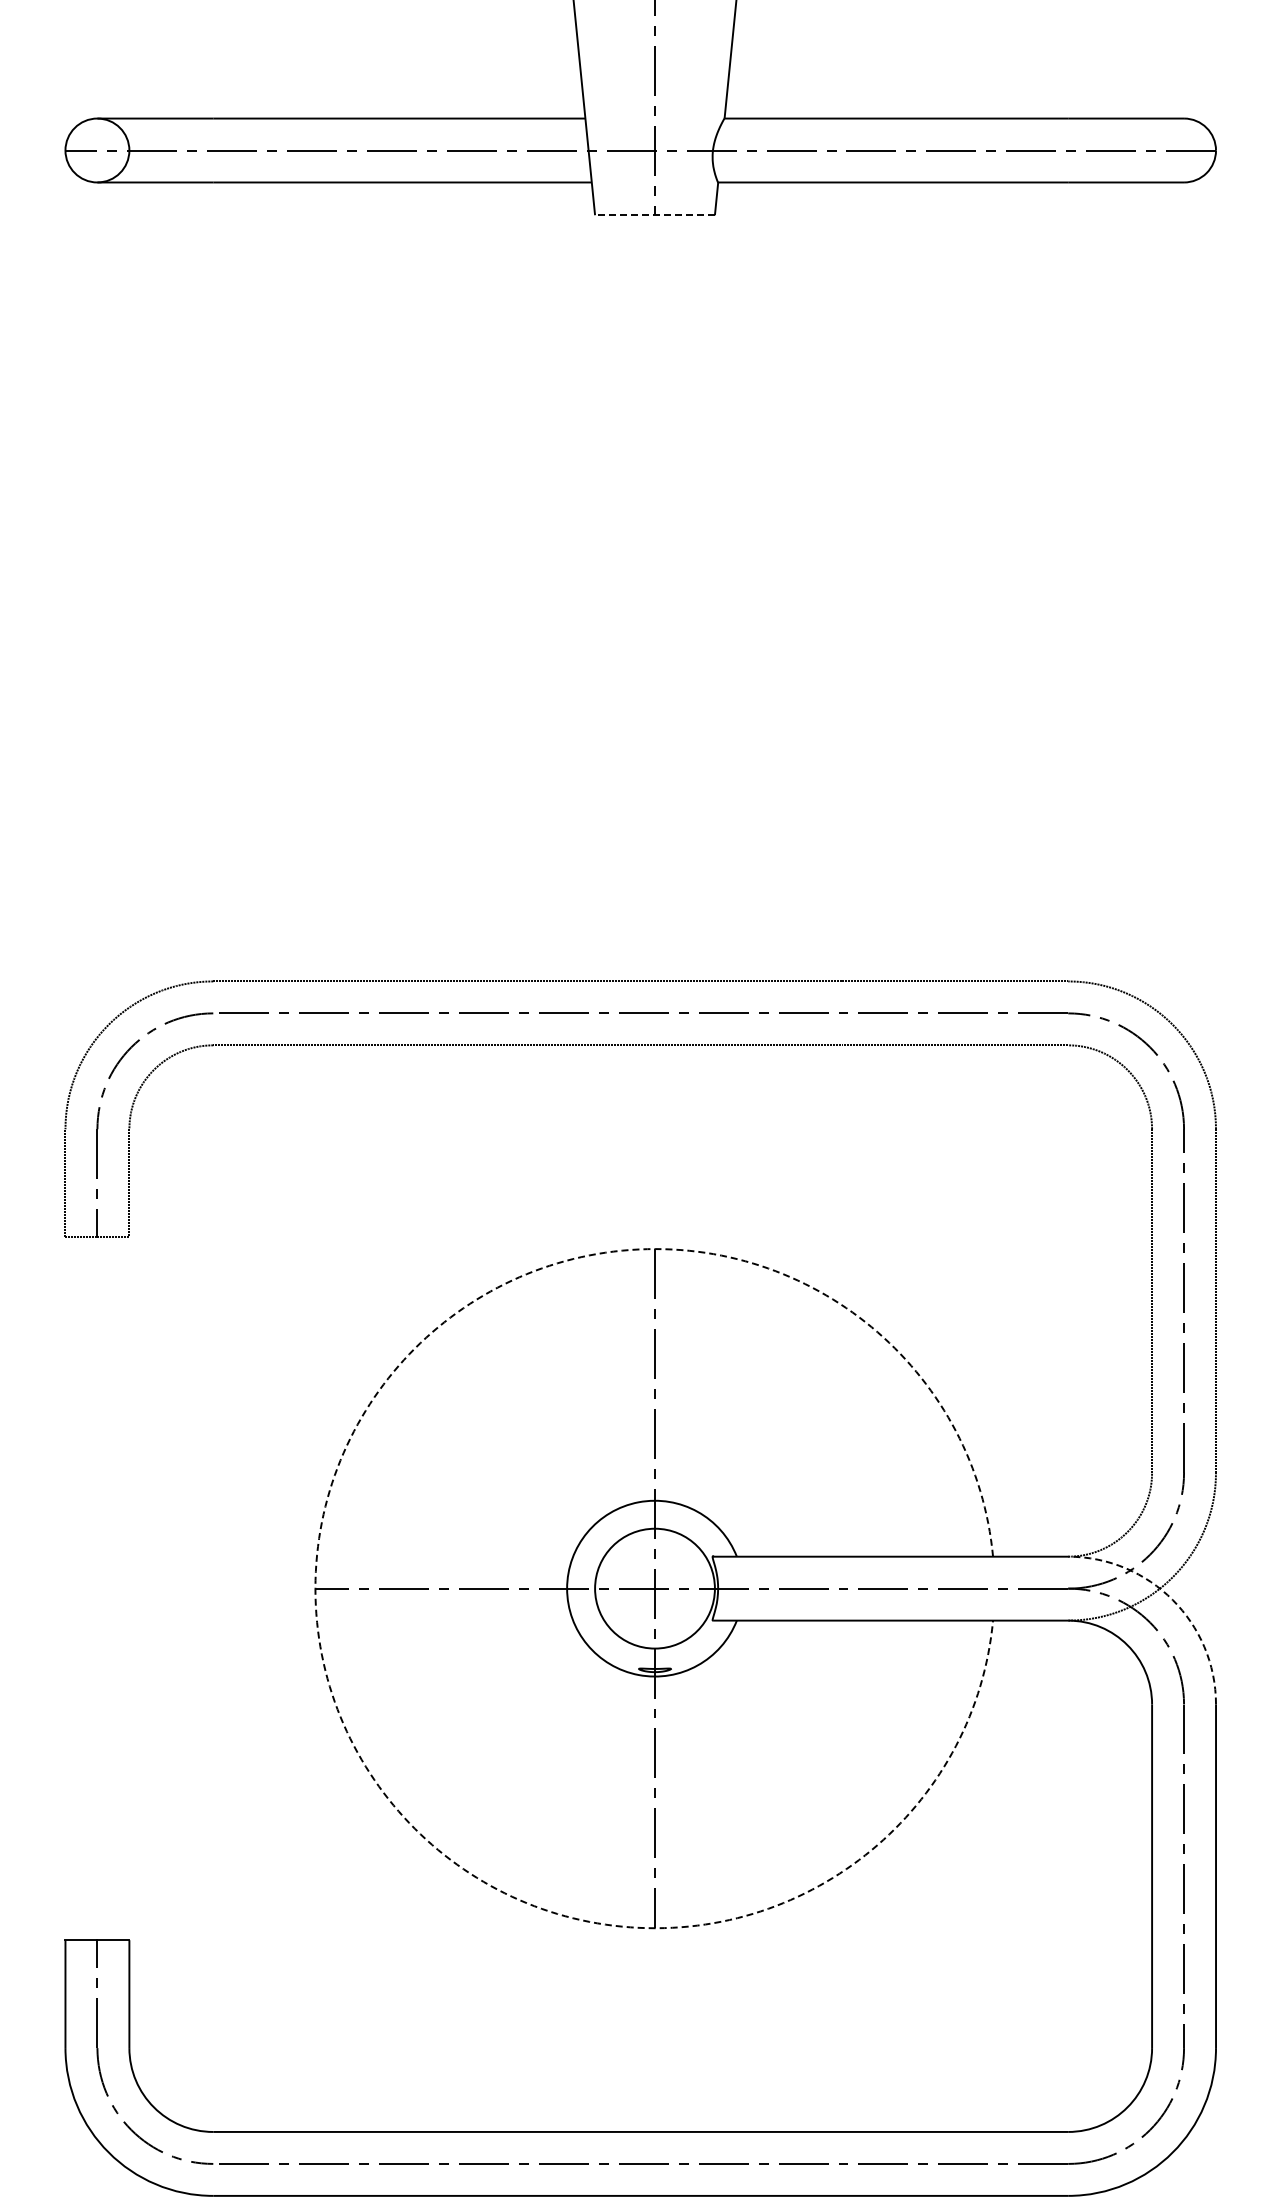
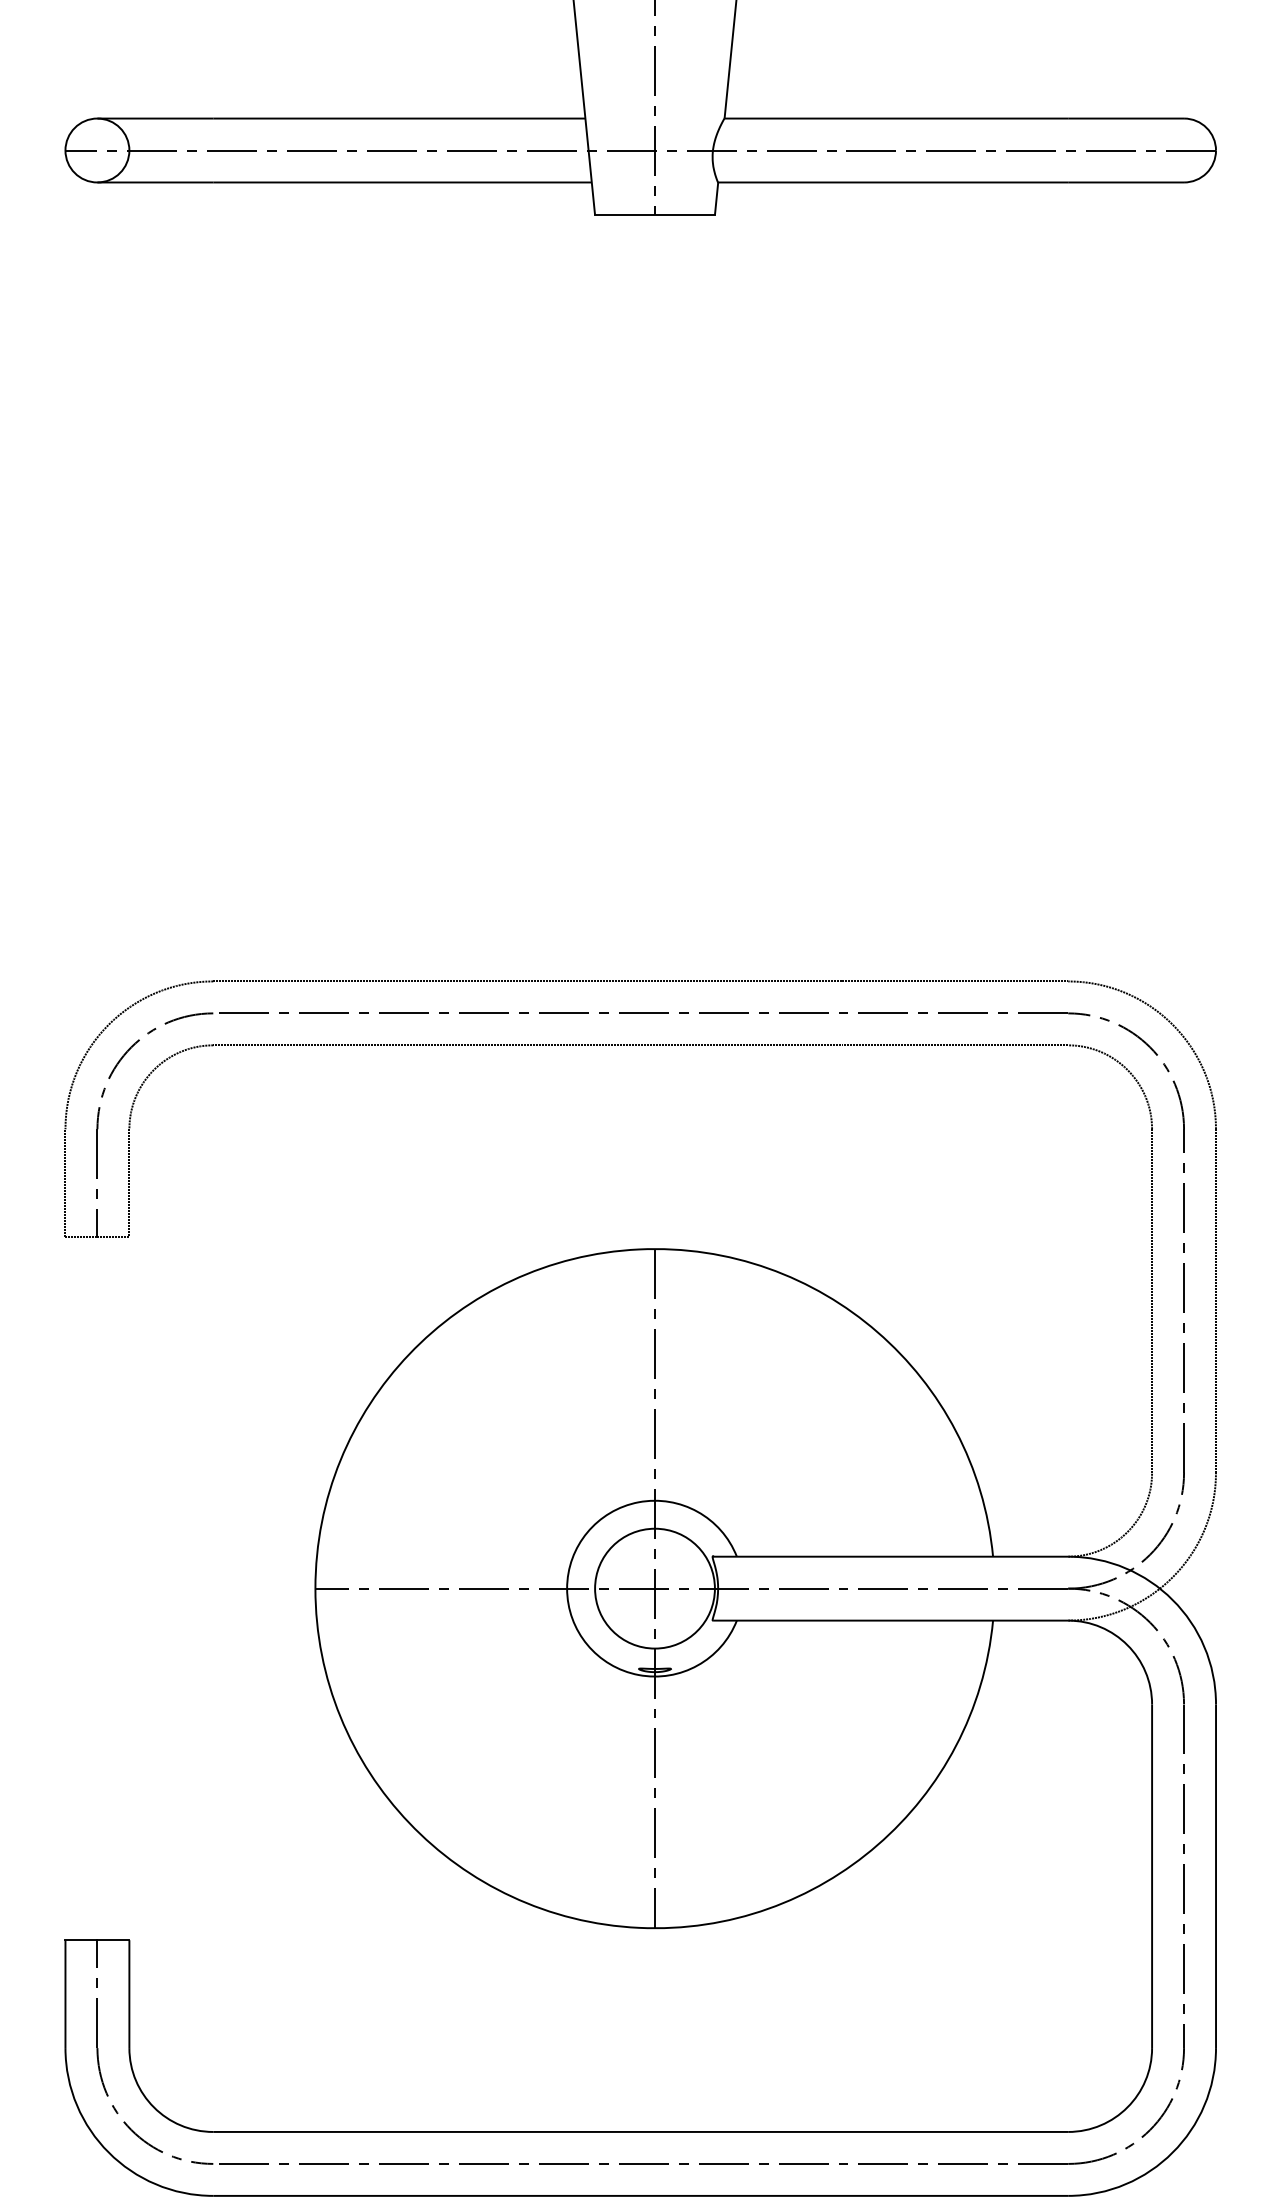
line: dashed -> solid (655, 215)
arc: dashed -> solid (315, 1588)
arc: dashed -> solid (1172, 1599)
